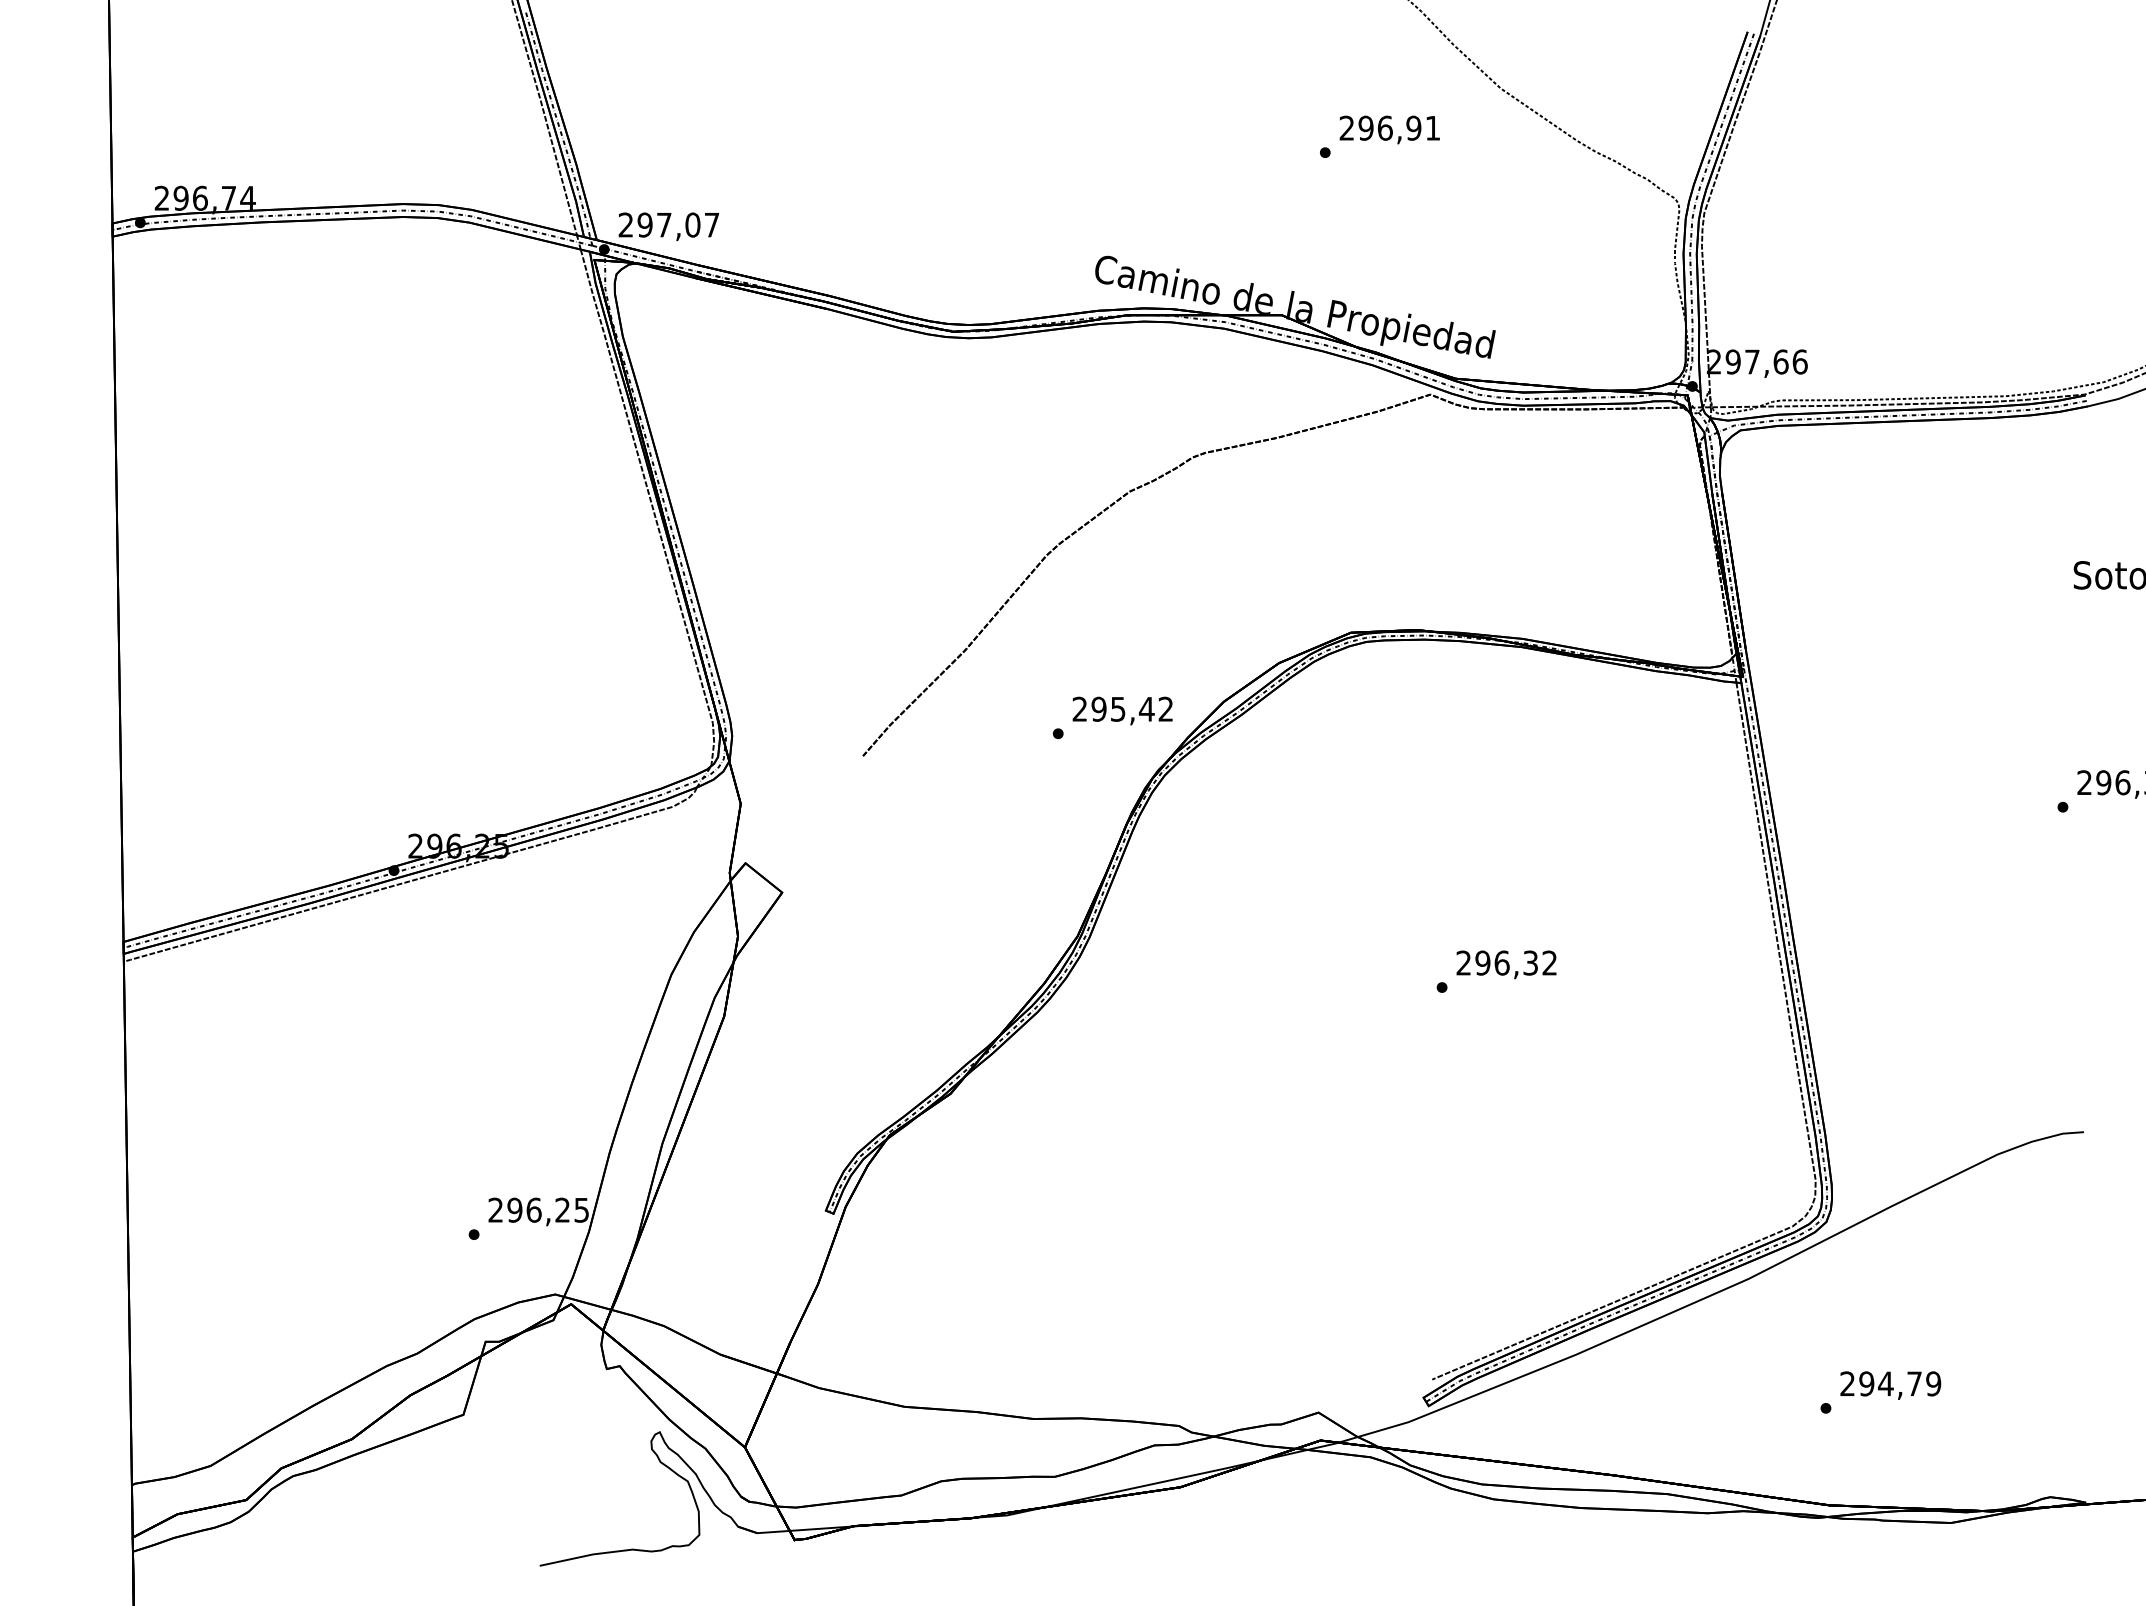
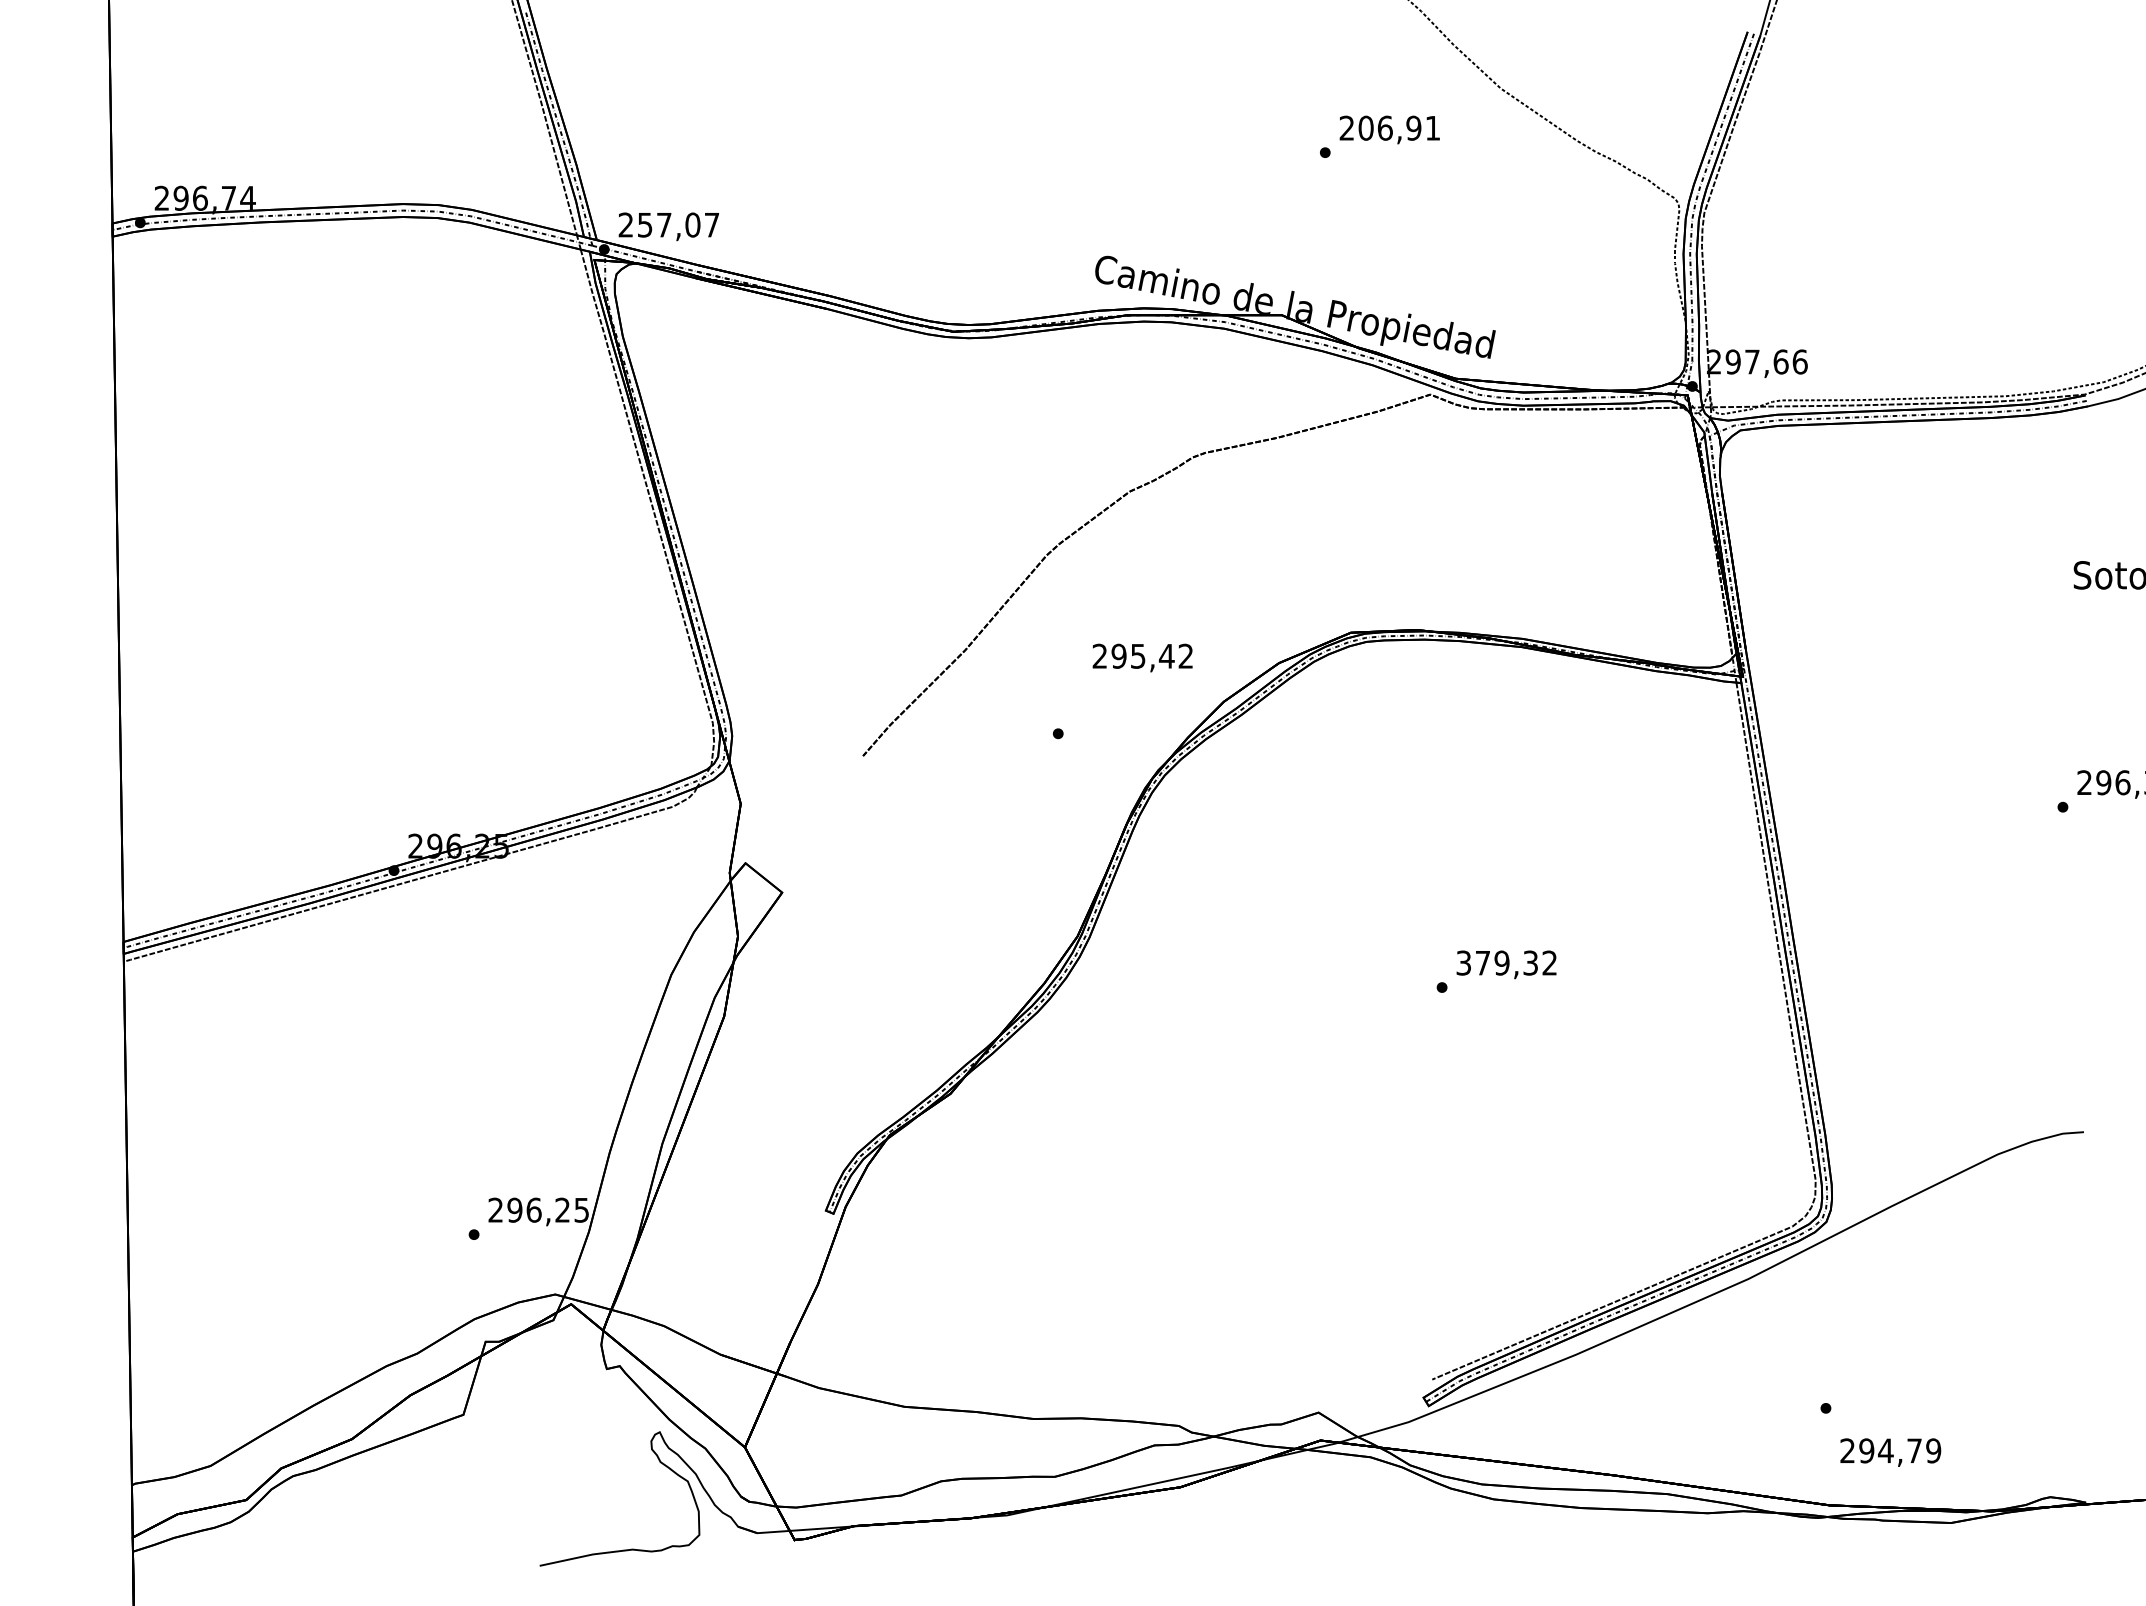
text: 296,91 -> 206,91 (1365, 127)
text: 297,07 -> 257,07 (644, 224)
text position: (1122, 710) -> (1142, 657) (1142, 657)
text: 296,32 -> 379,32 (1482, 962)
text position: (1890, 1385) -> (1890, 1452) (1890, 1452)
